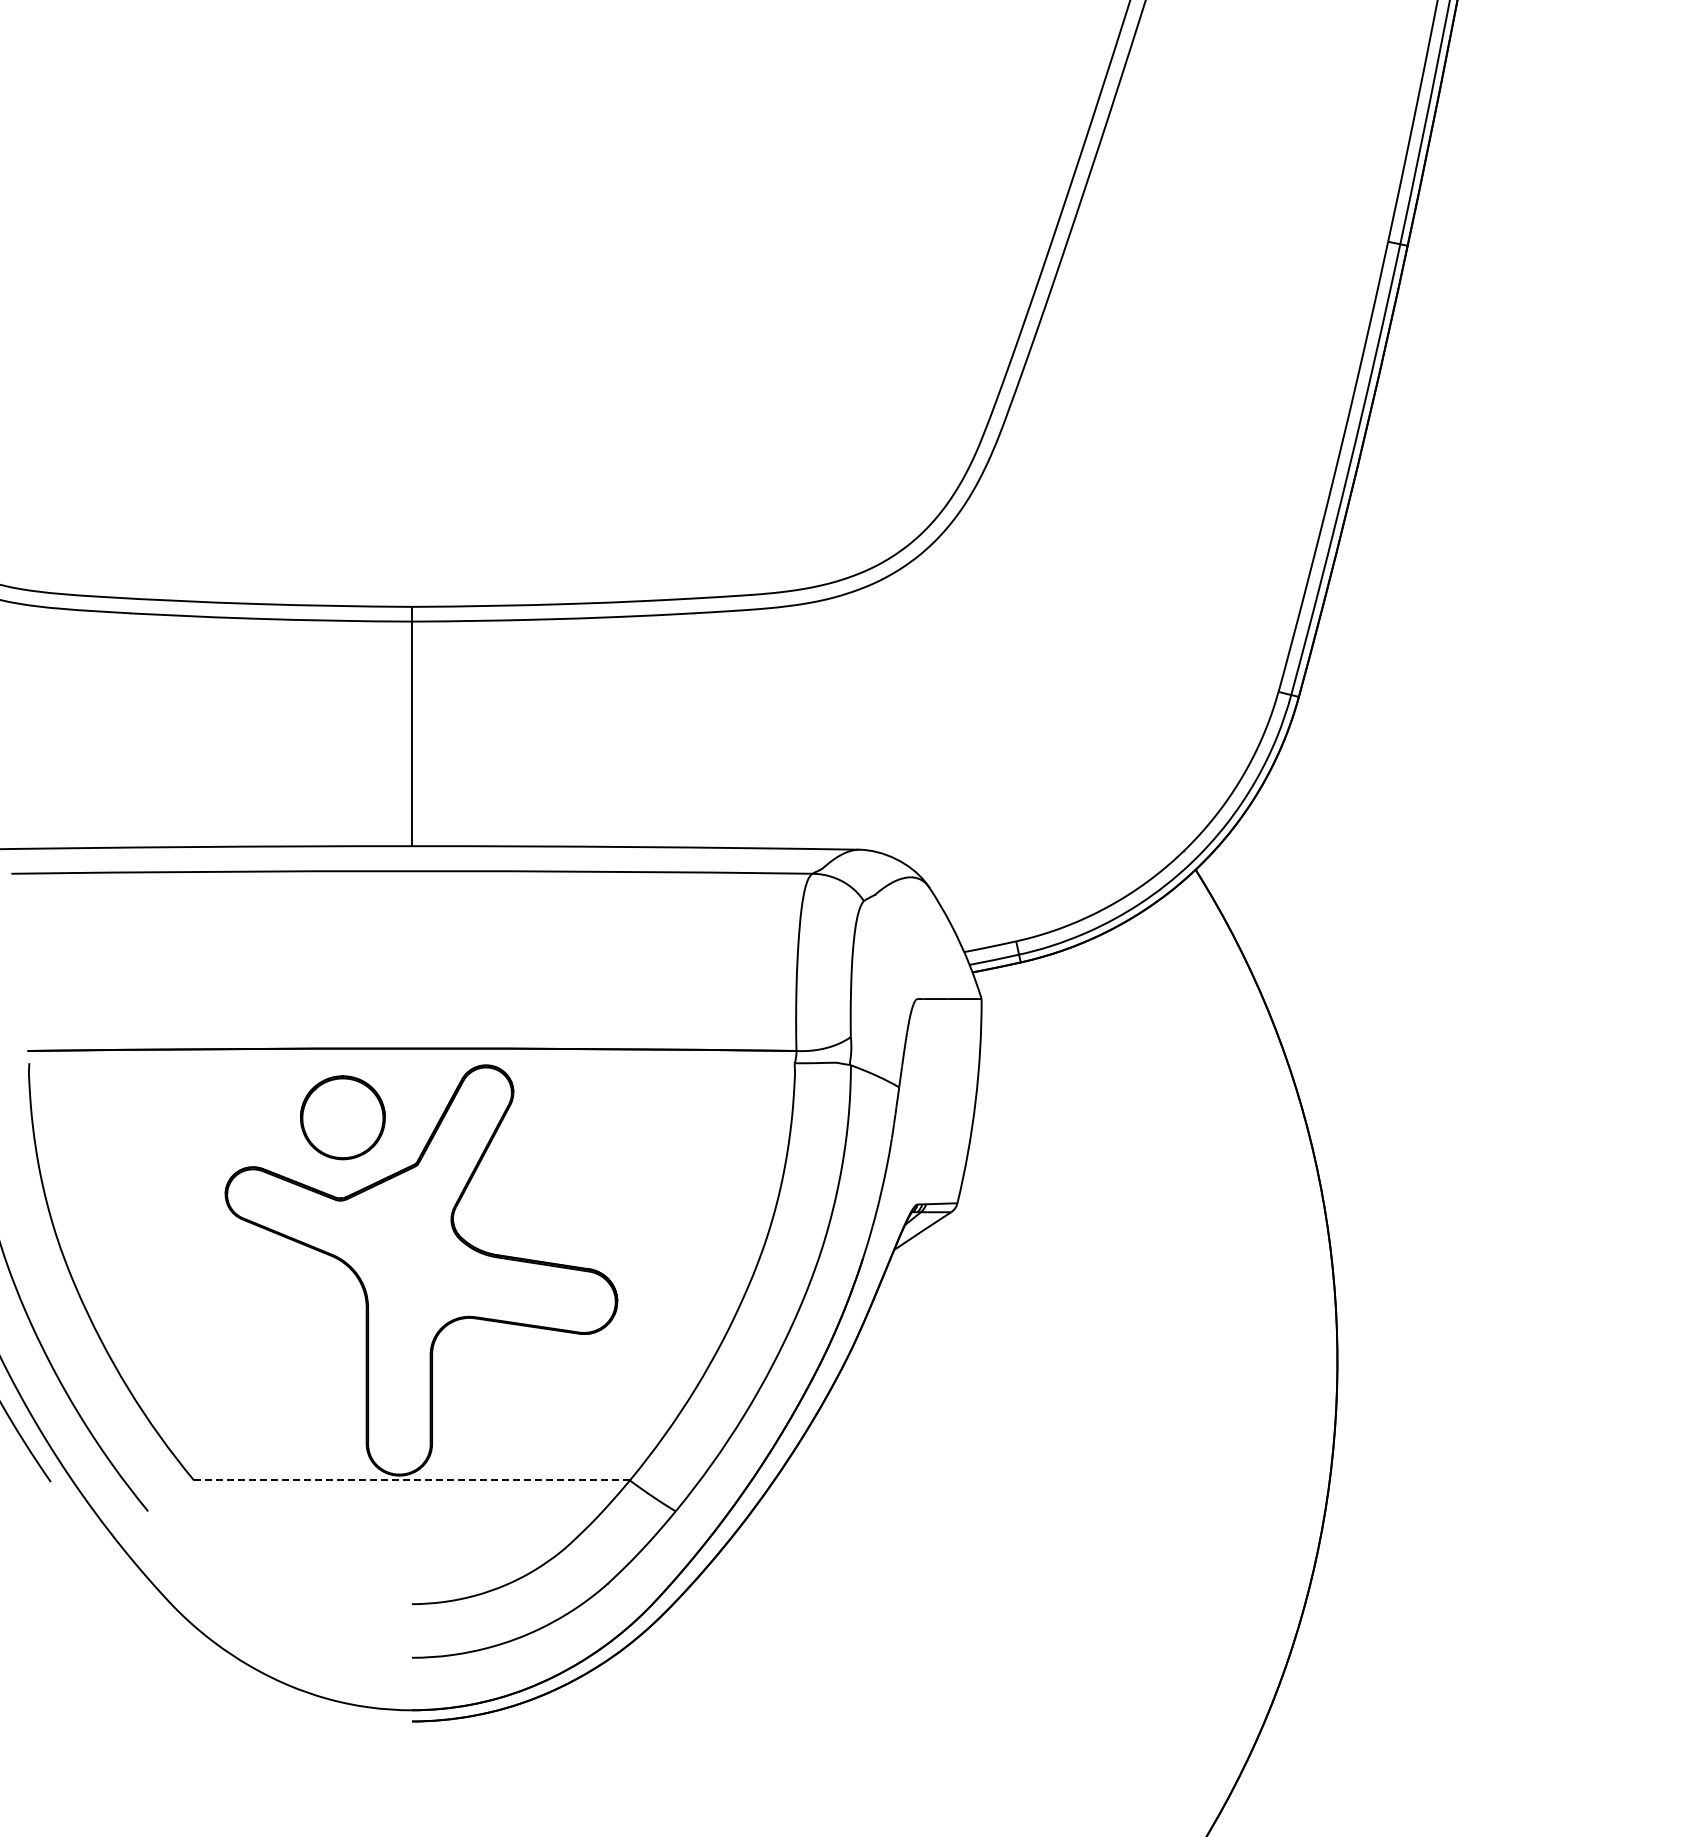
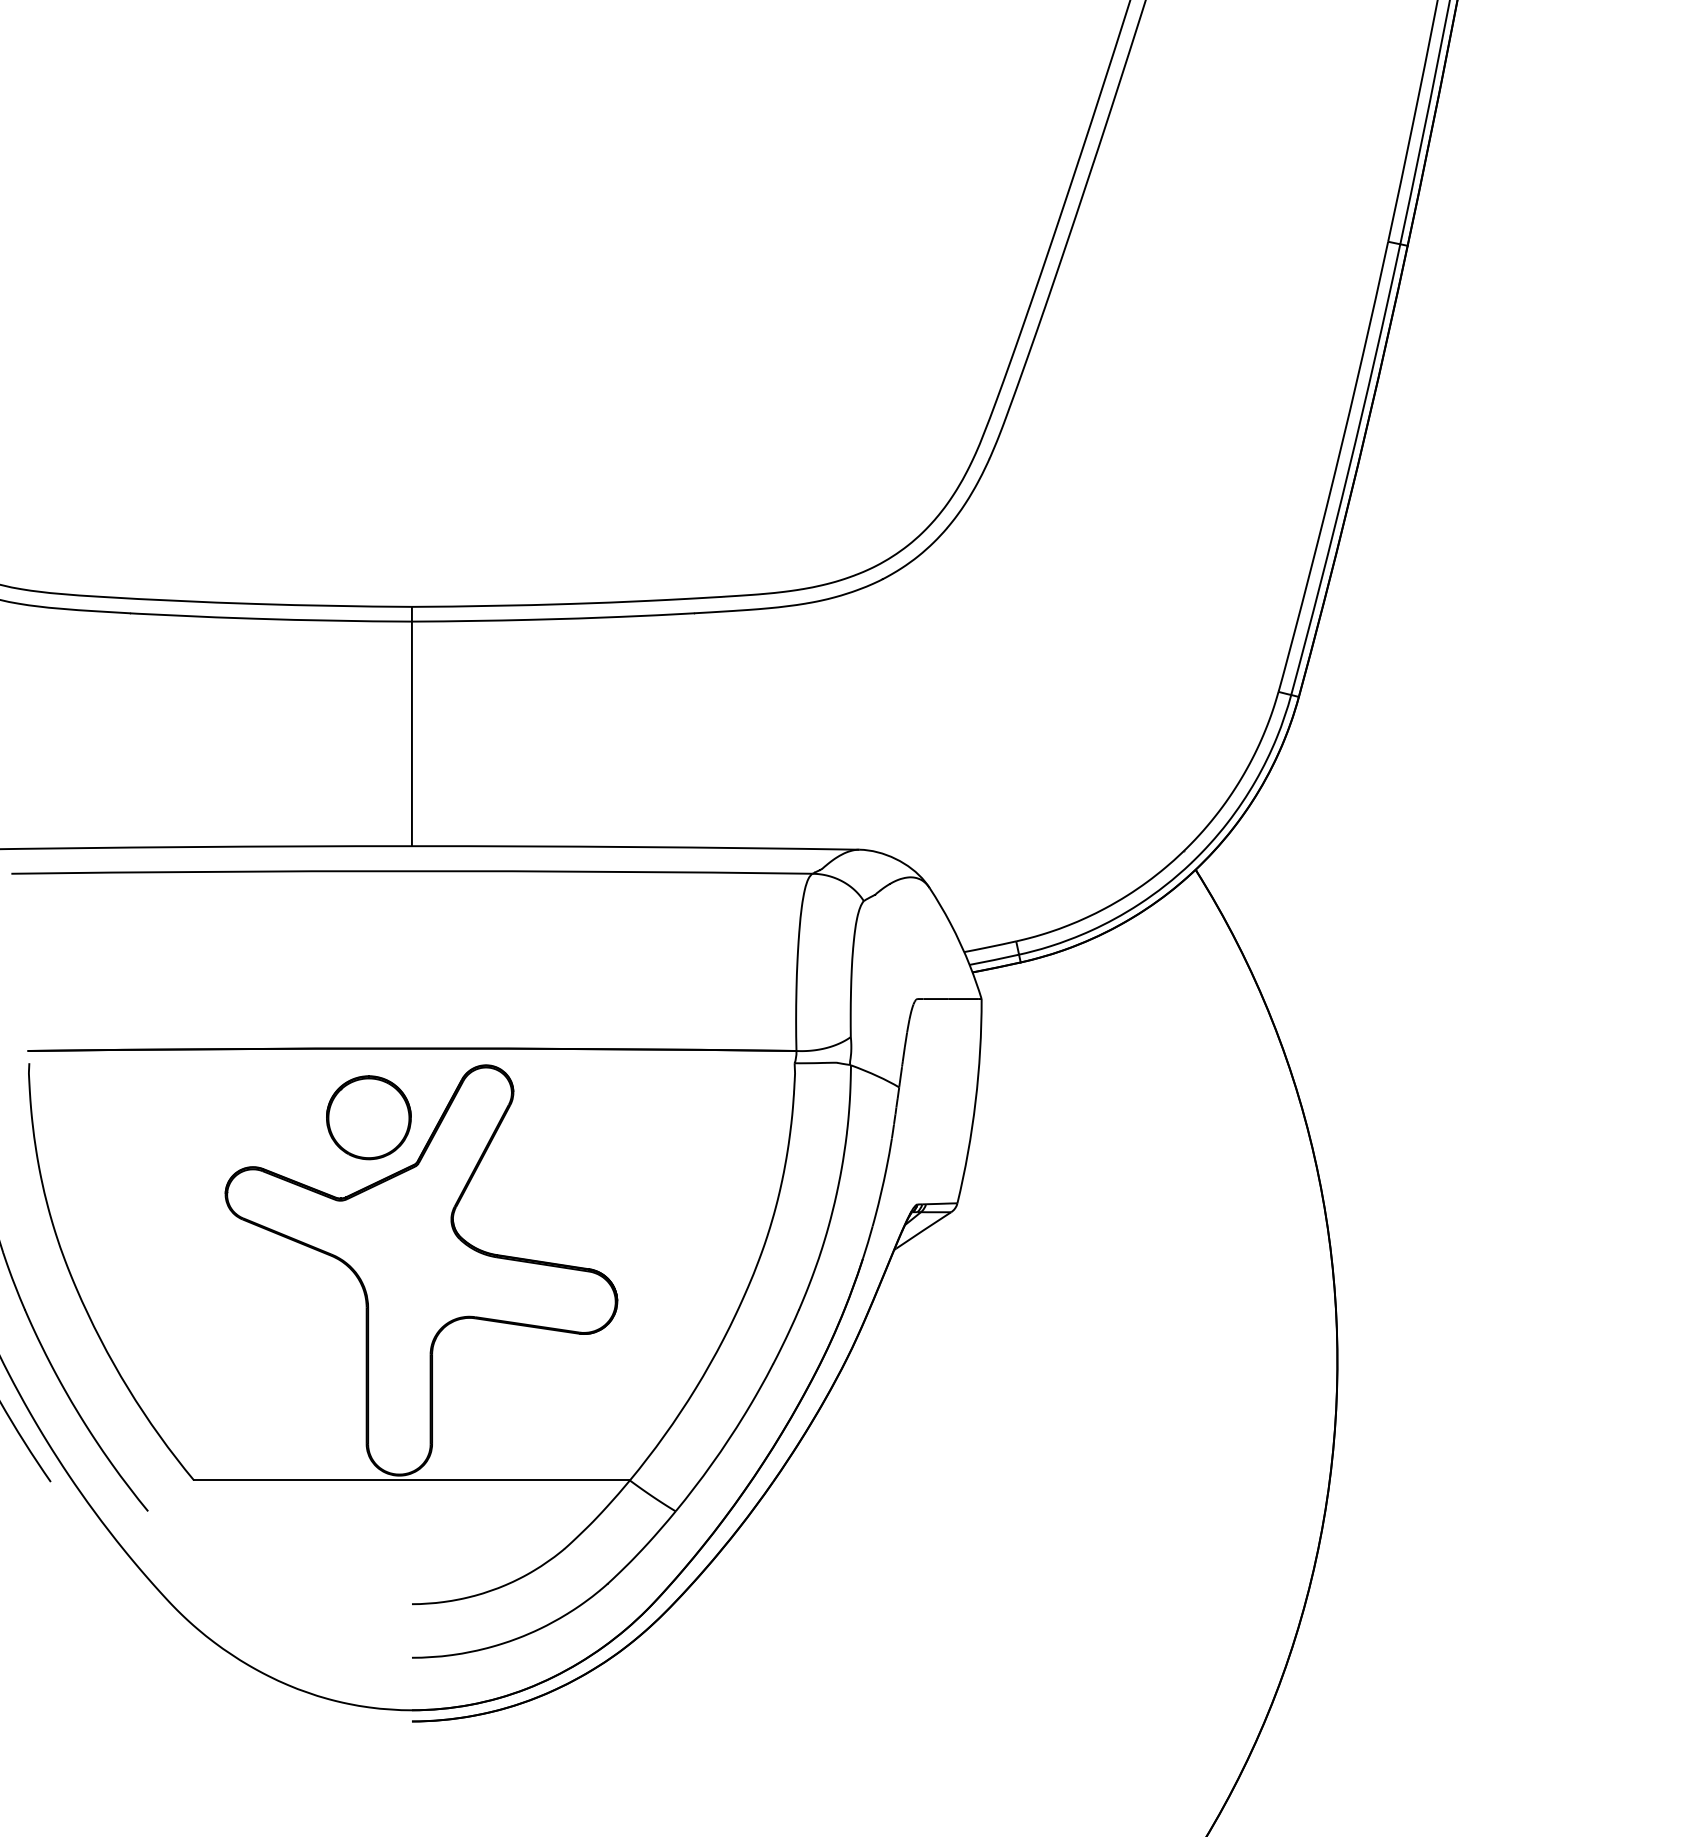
part position: (342, 1117) -> (368, 1117) (368, 1117)
line: dashed -> solid (412, 1480)
